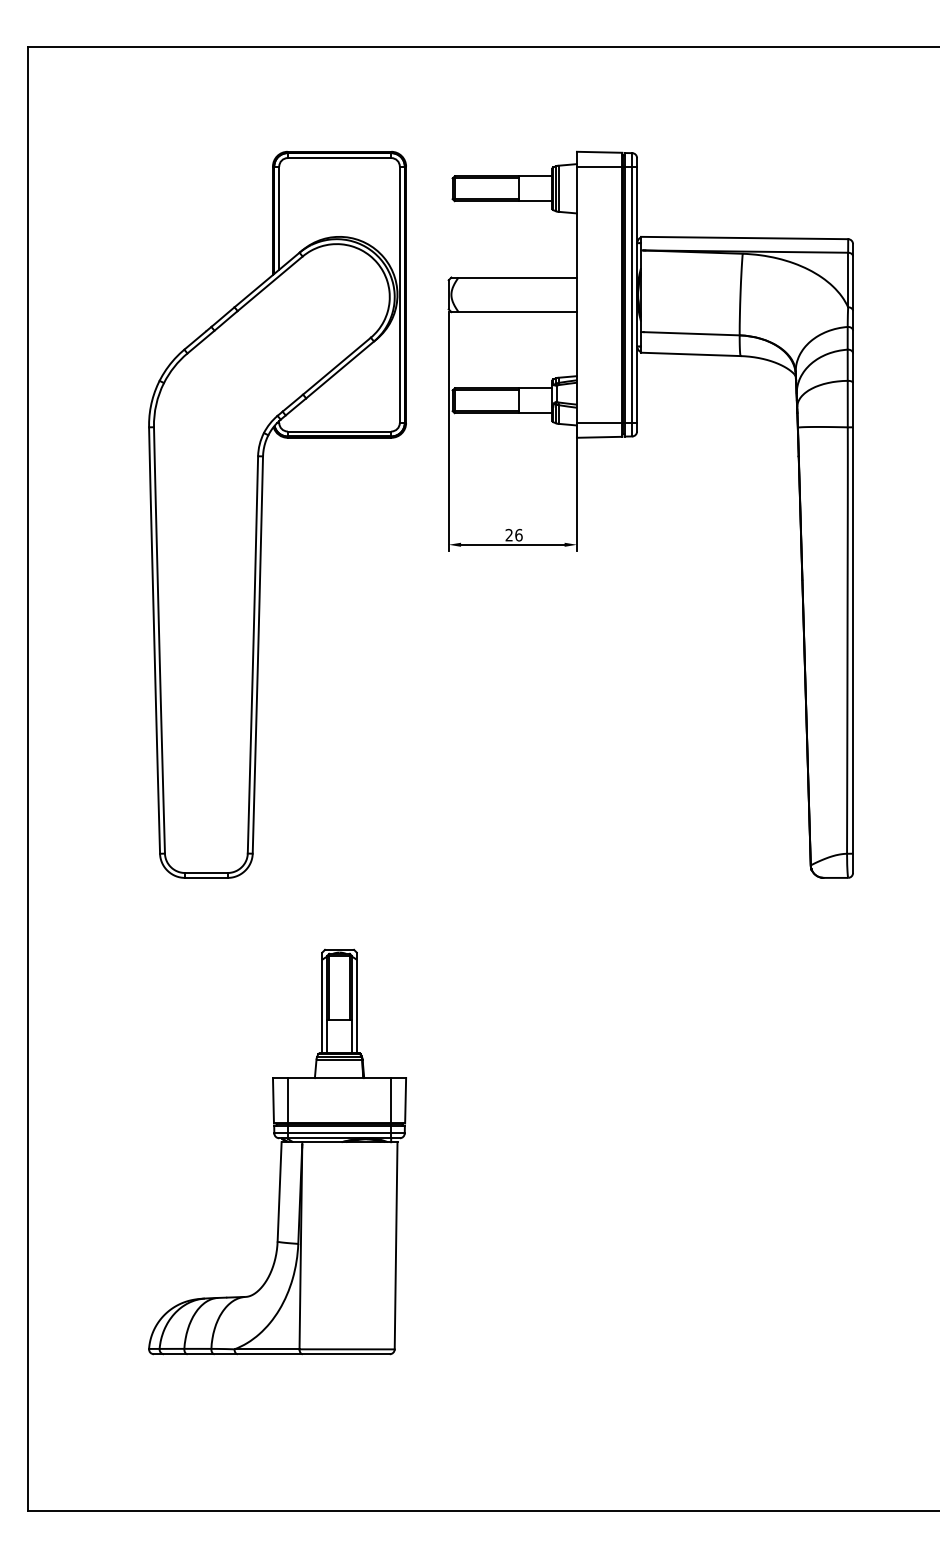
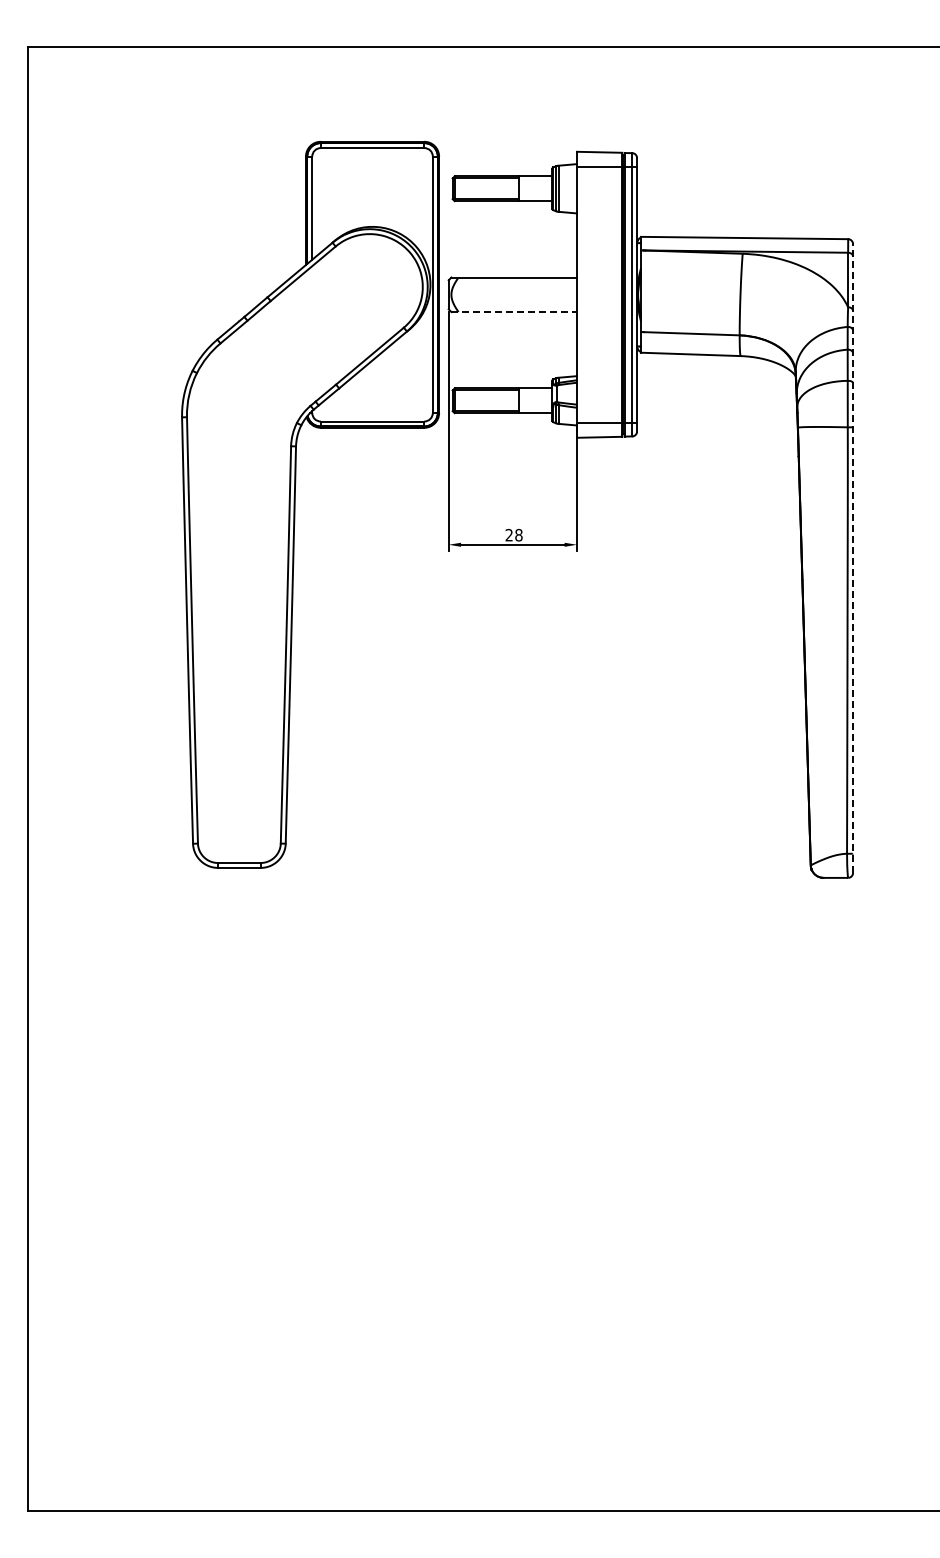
line: solid -> dashed (514, 312)
part position: (262, 514) -> (295, 504) (295, 504)
text: 26 -> 28 (518, 535)
line: solid -> dashed (853, 558)
part: present -> none (277, 1151)
